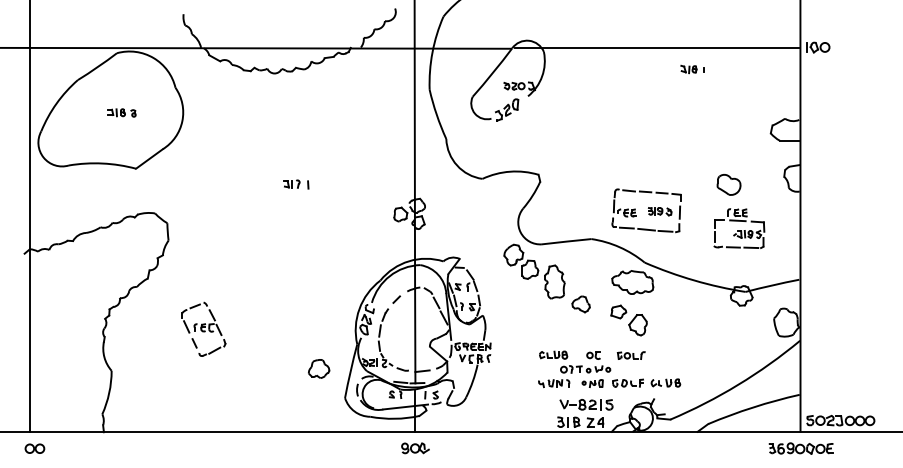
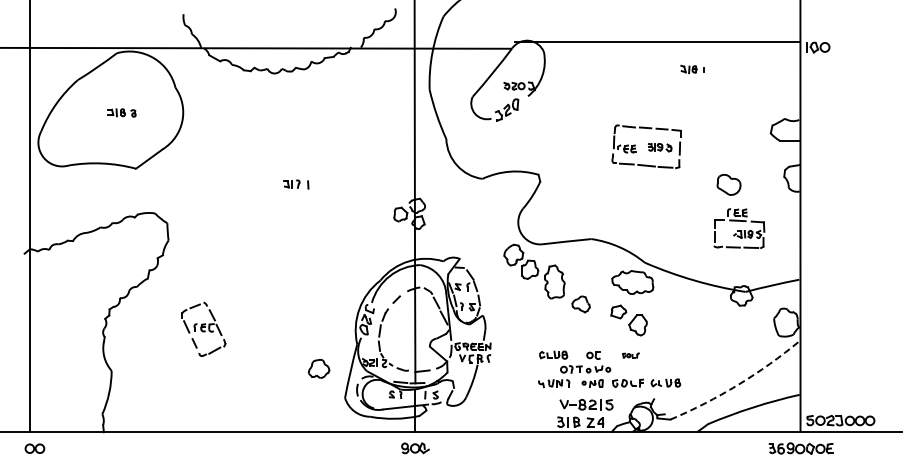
line position: (656, 47) -> (656, 41) (656, 41)
part position: (646, 210) -> (646, 146) (646, 146)
part size: 30x9 px -> 18x7 px (630, 355)
arc: solid -> dashed (738, 384)
